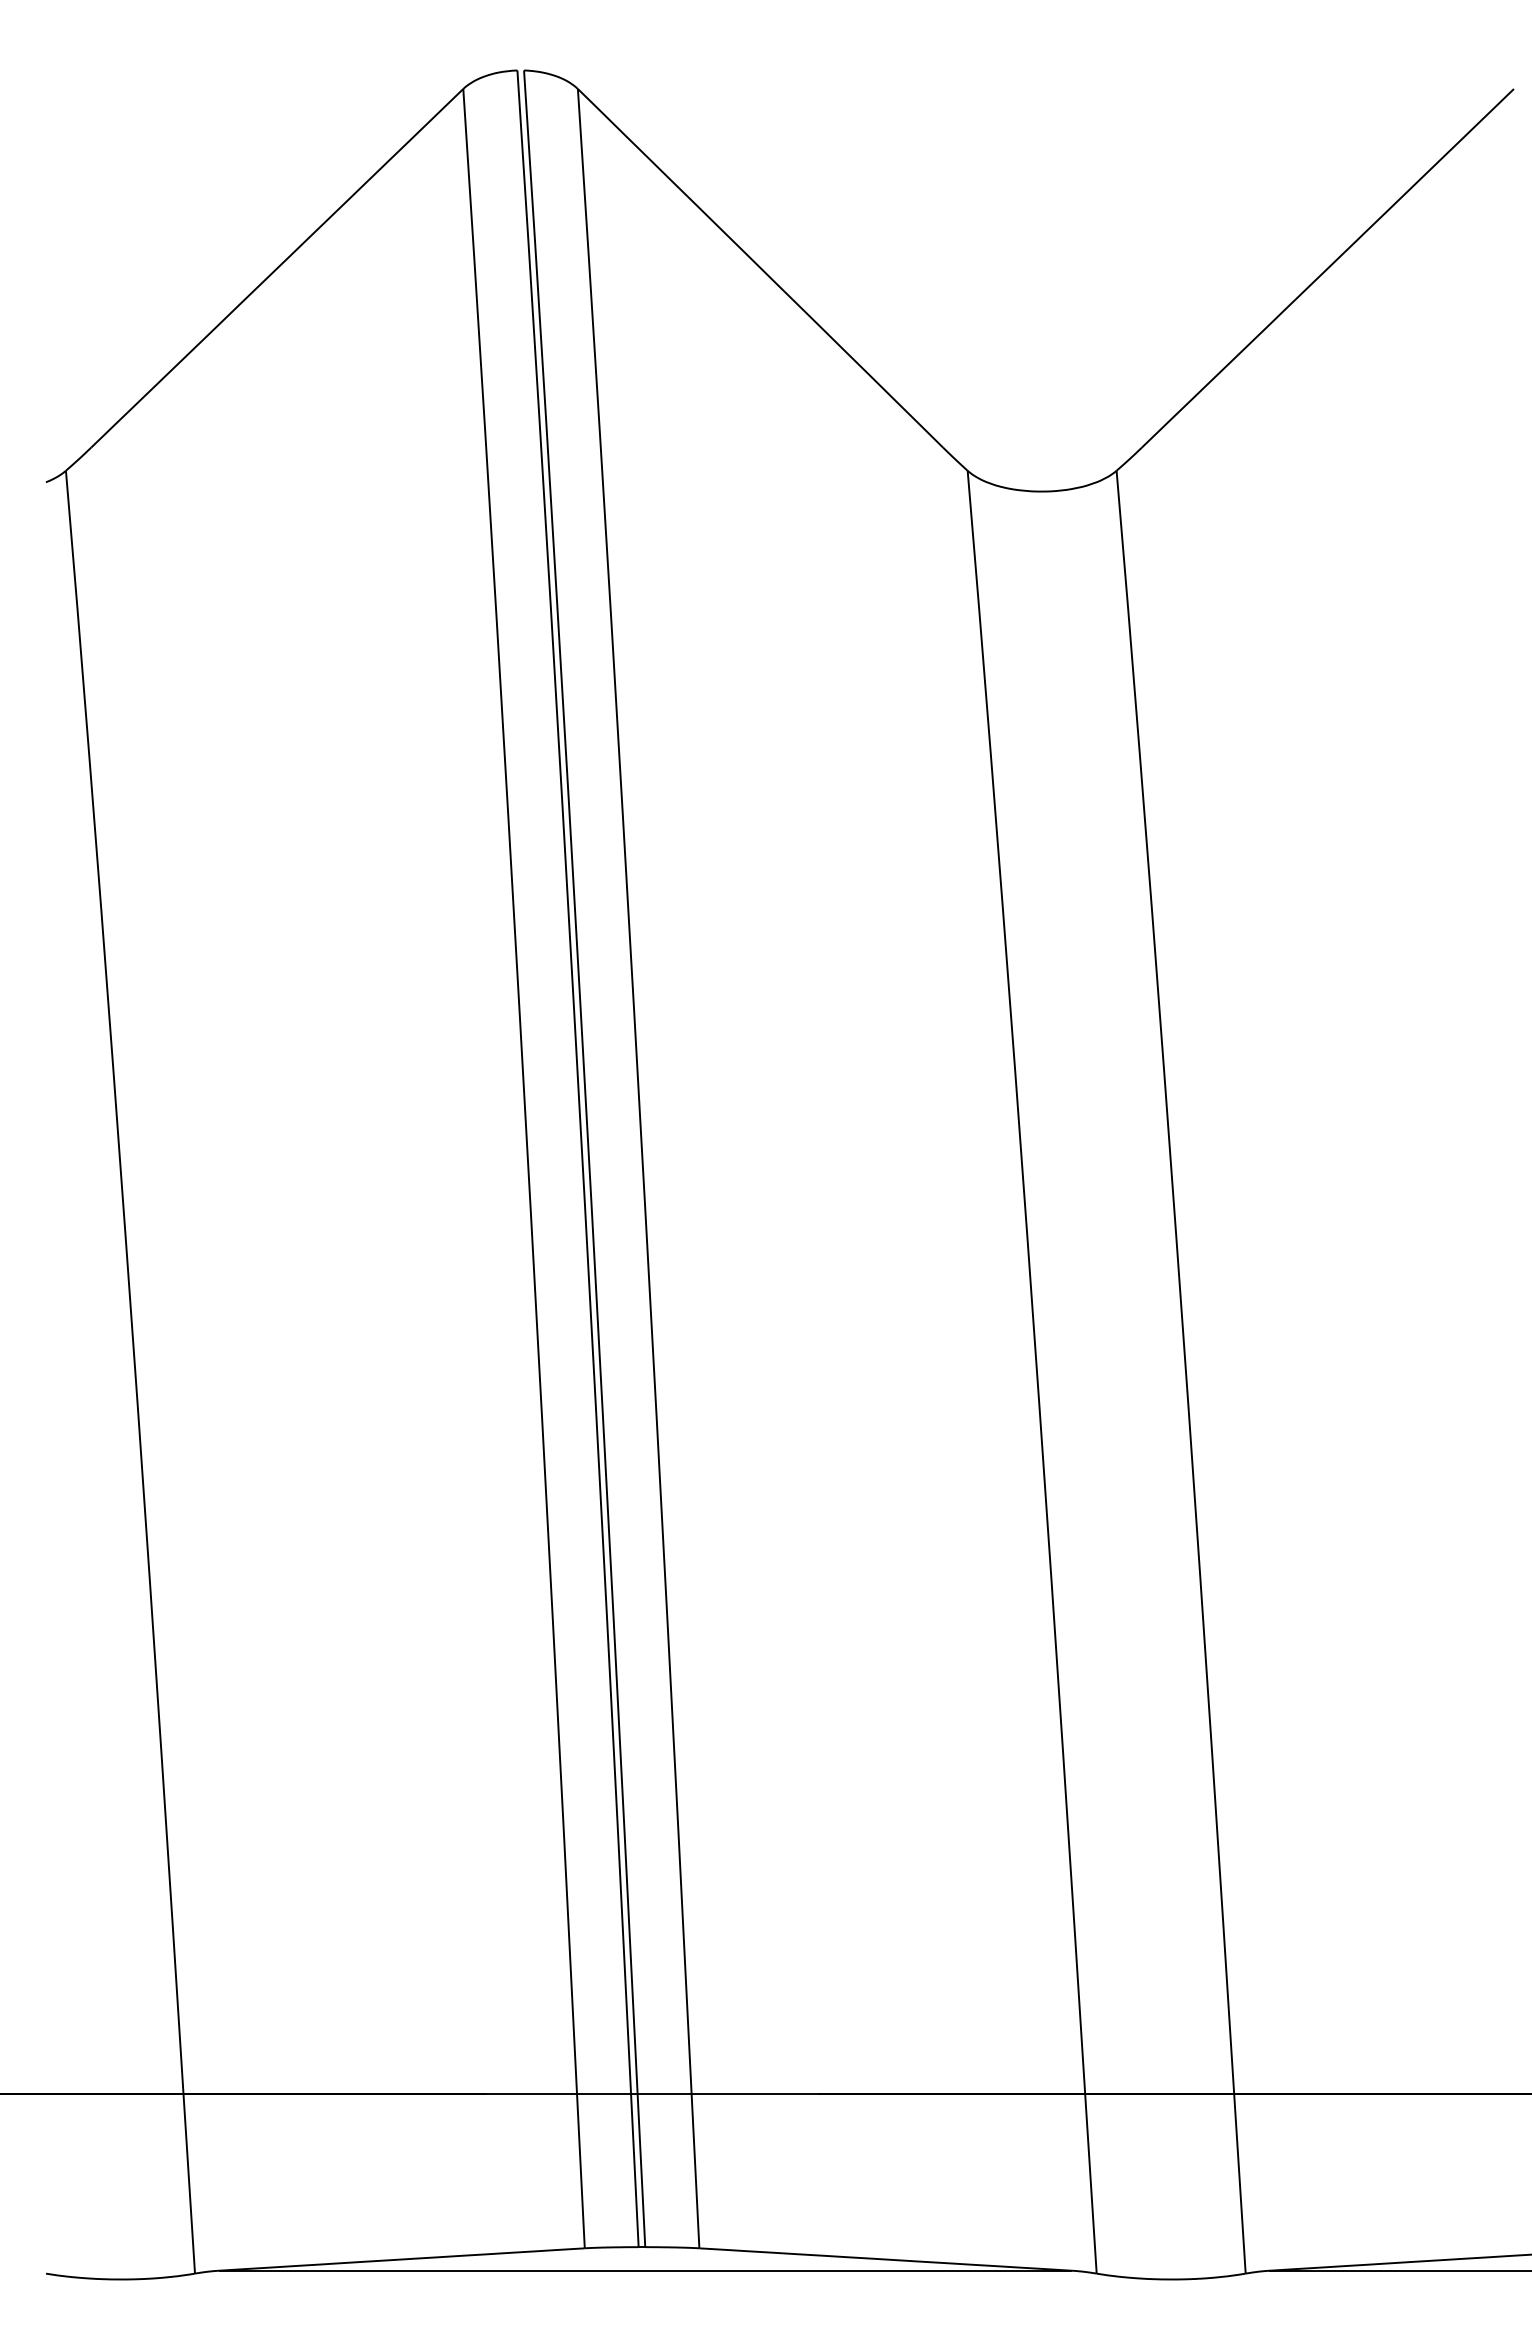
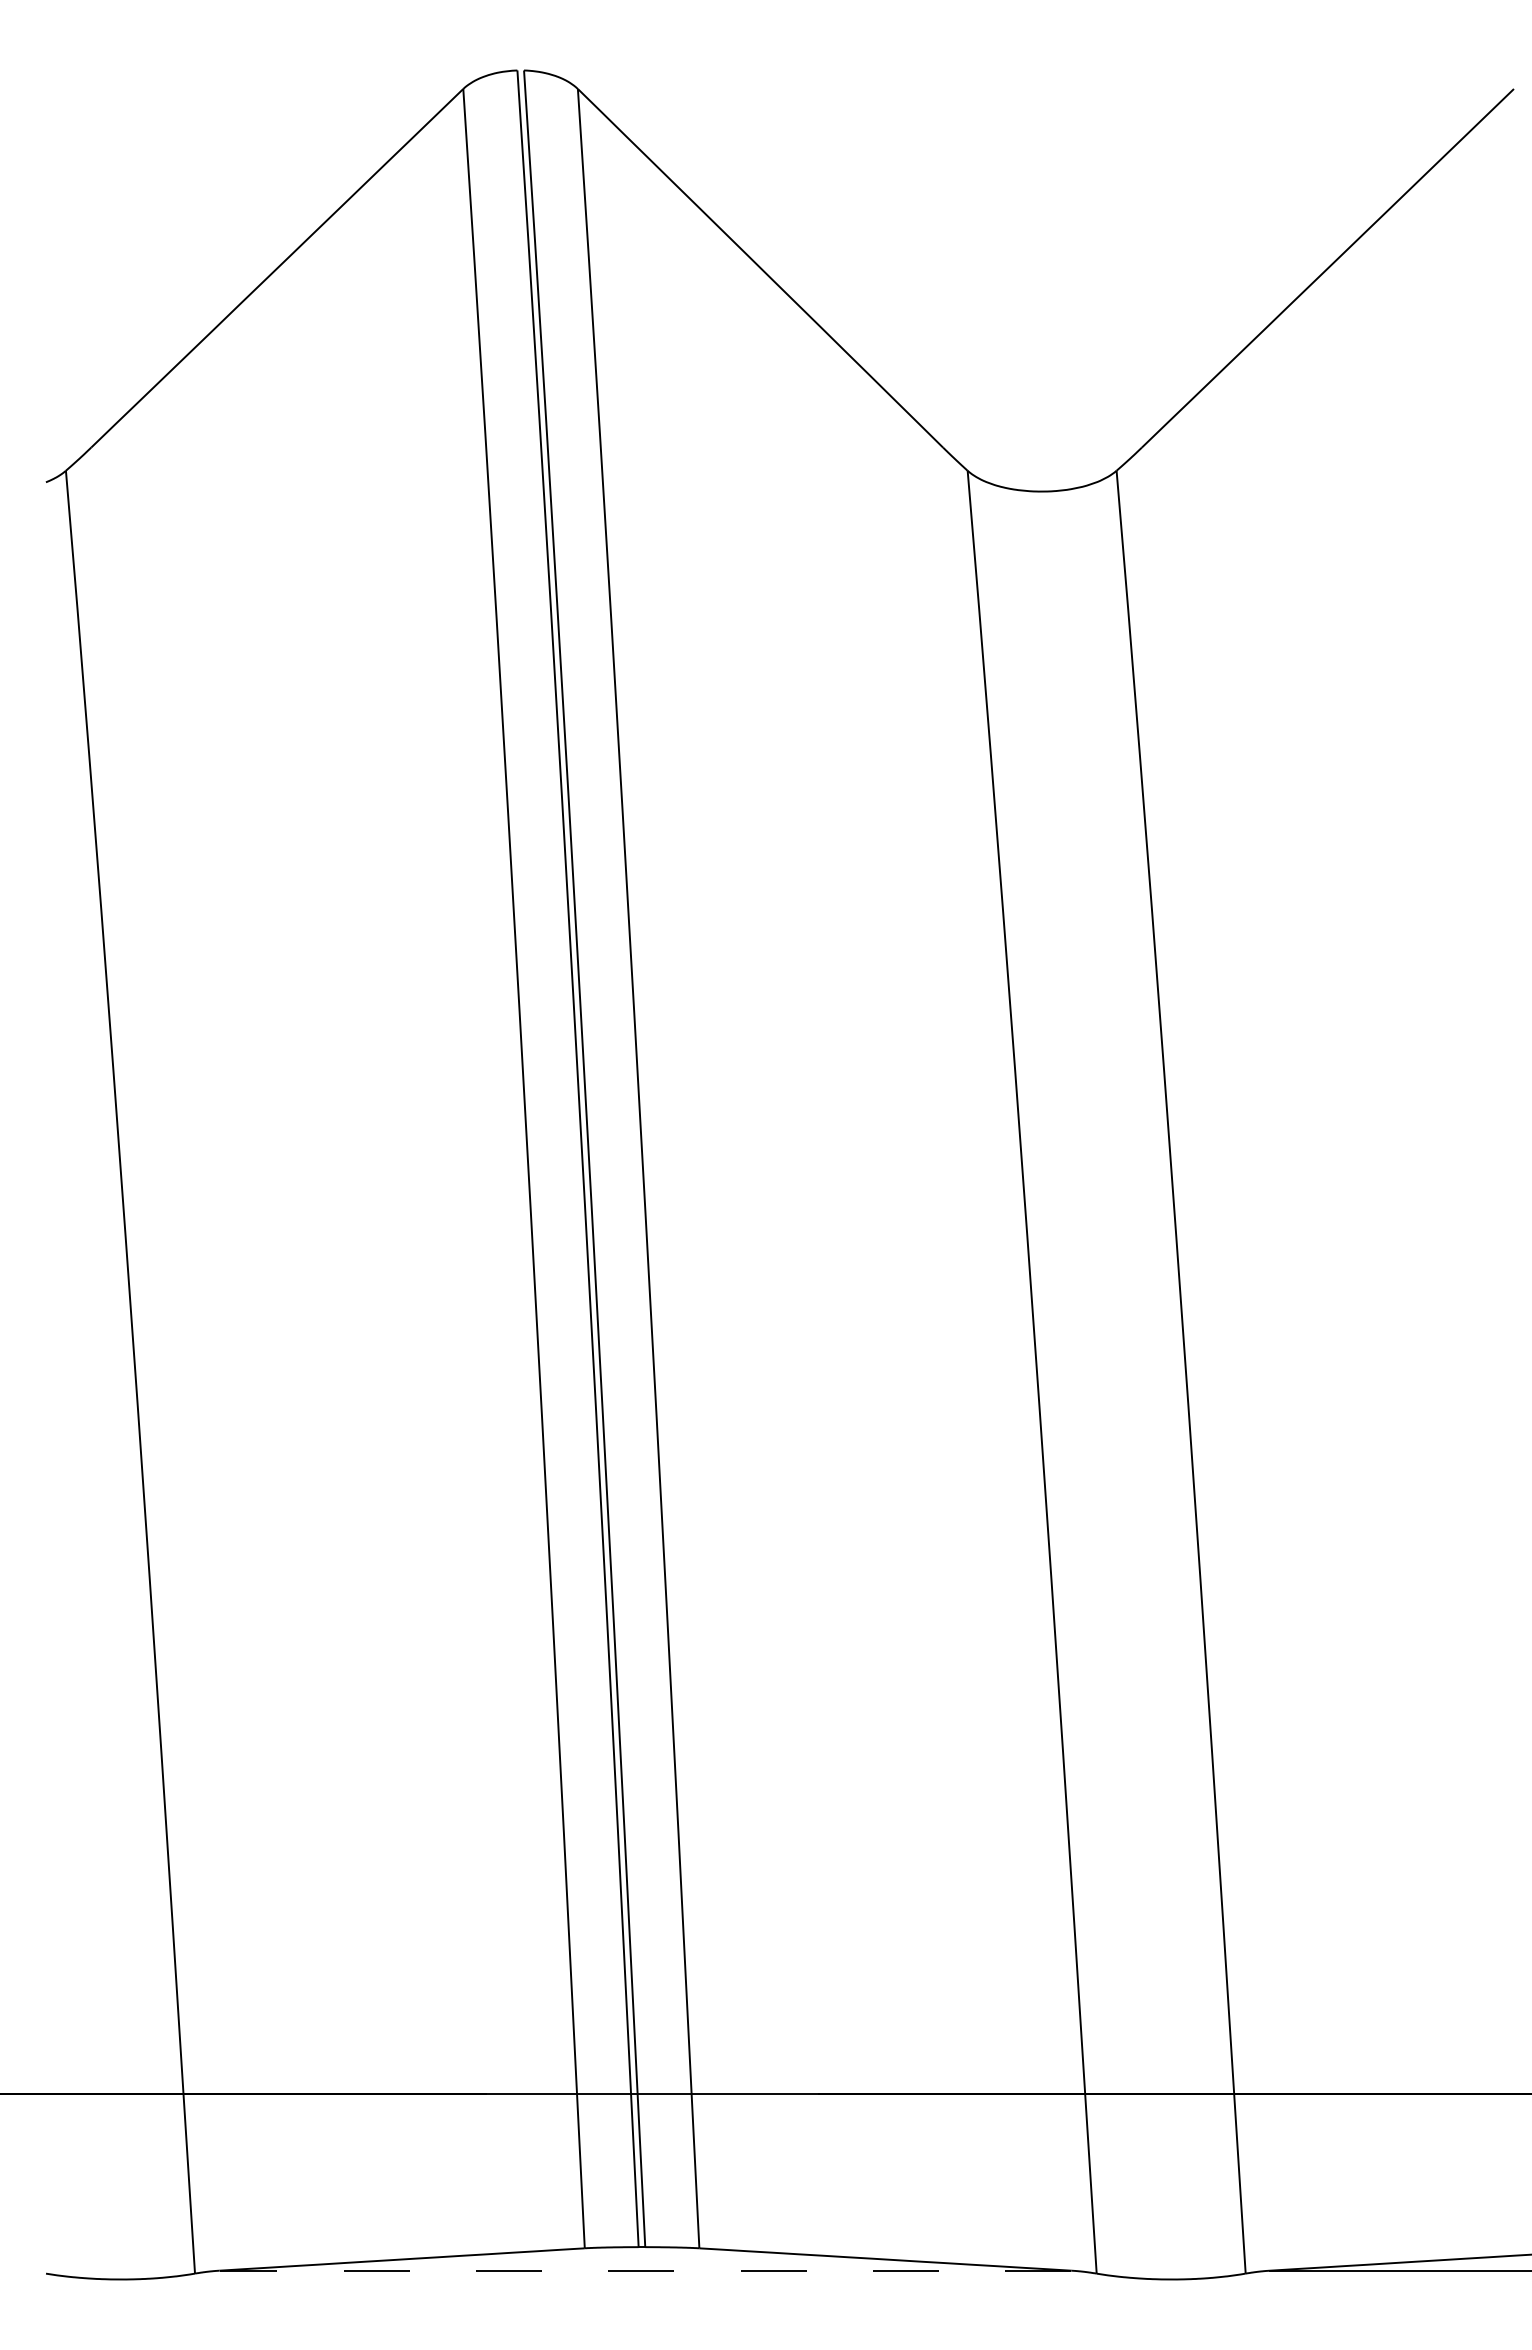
line: solid -> dashed (645, 2270)
